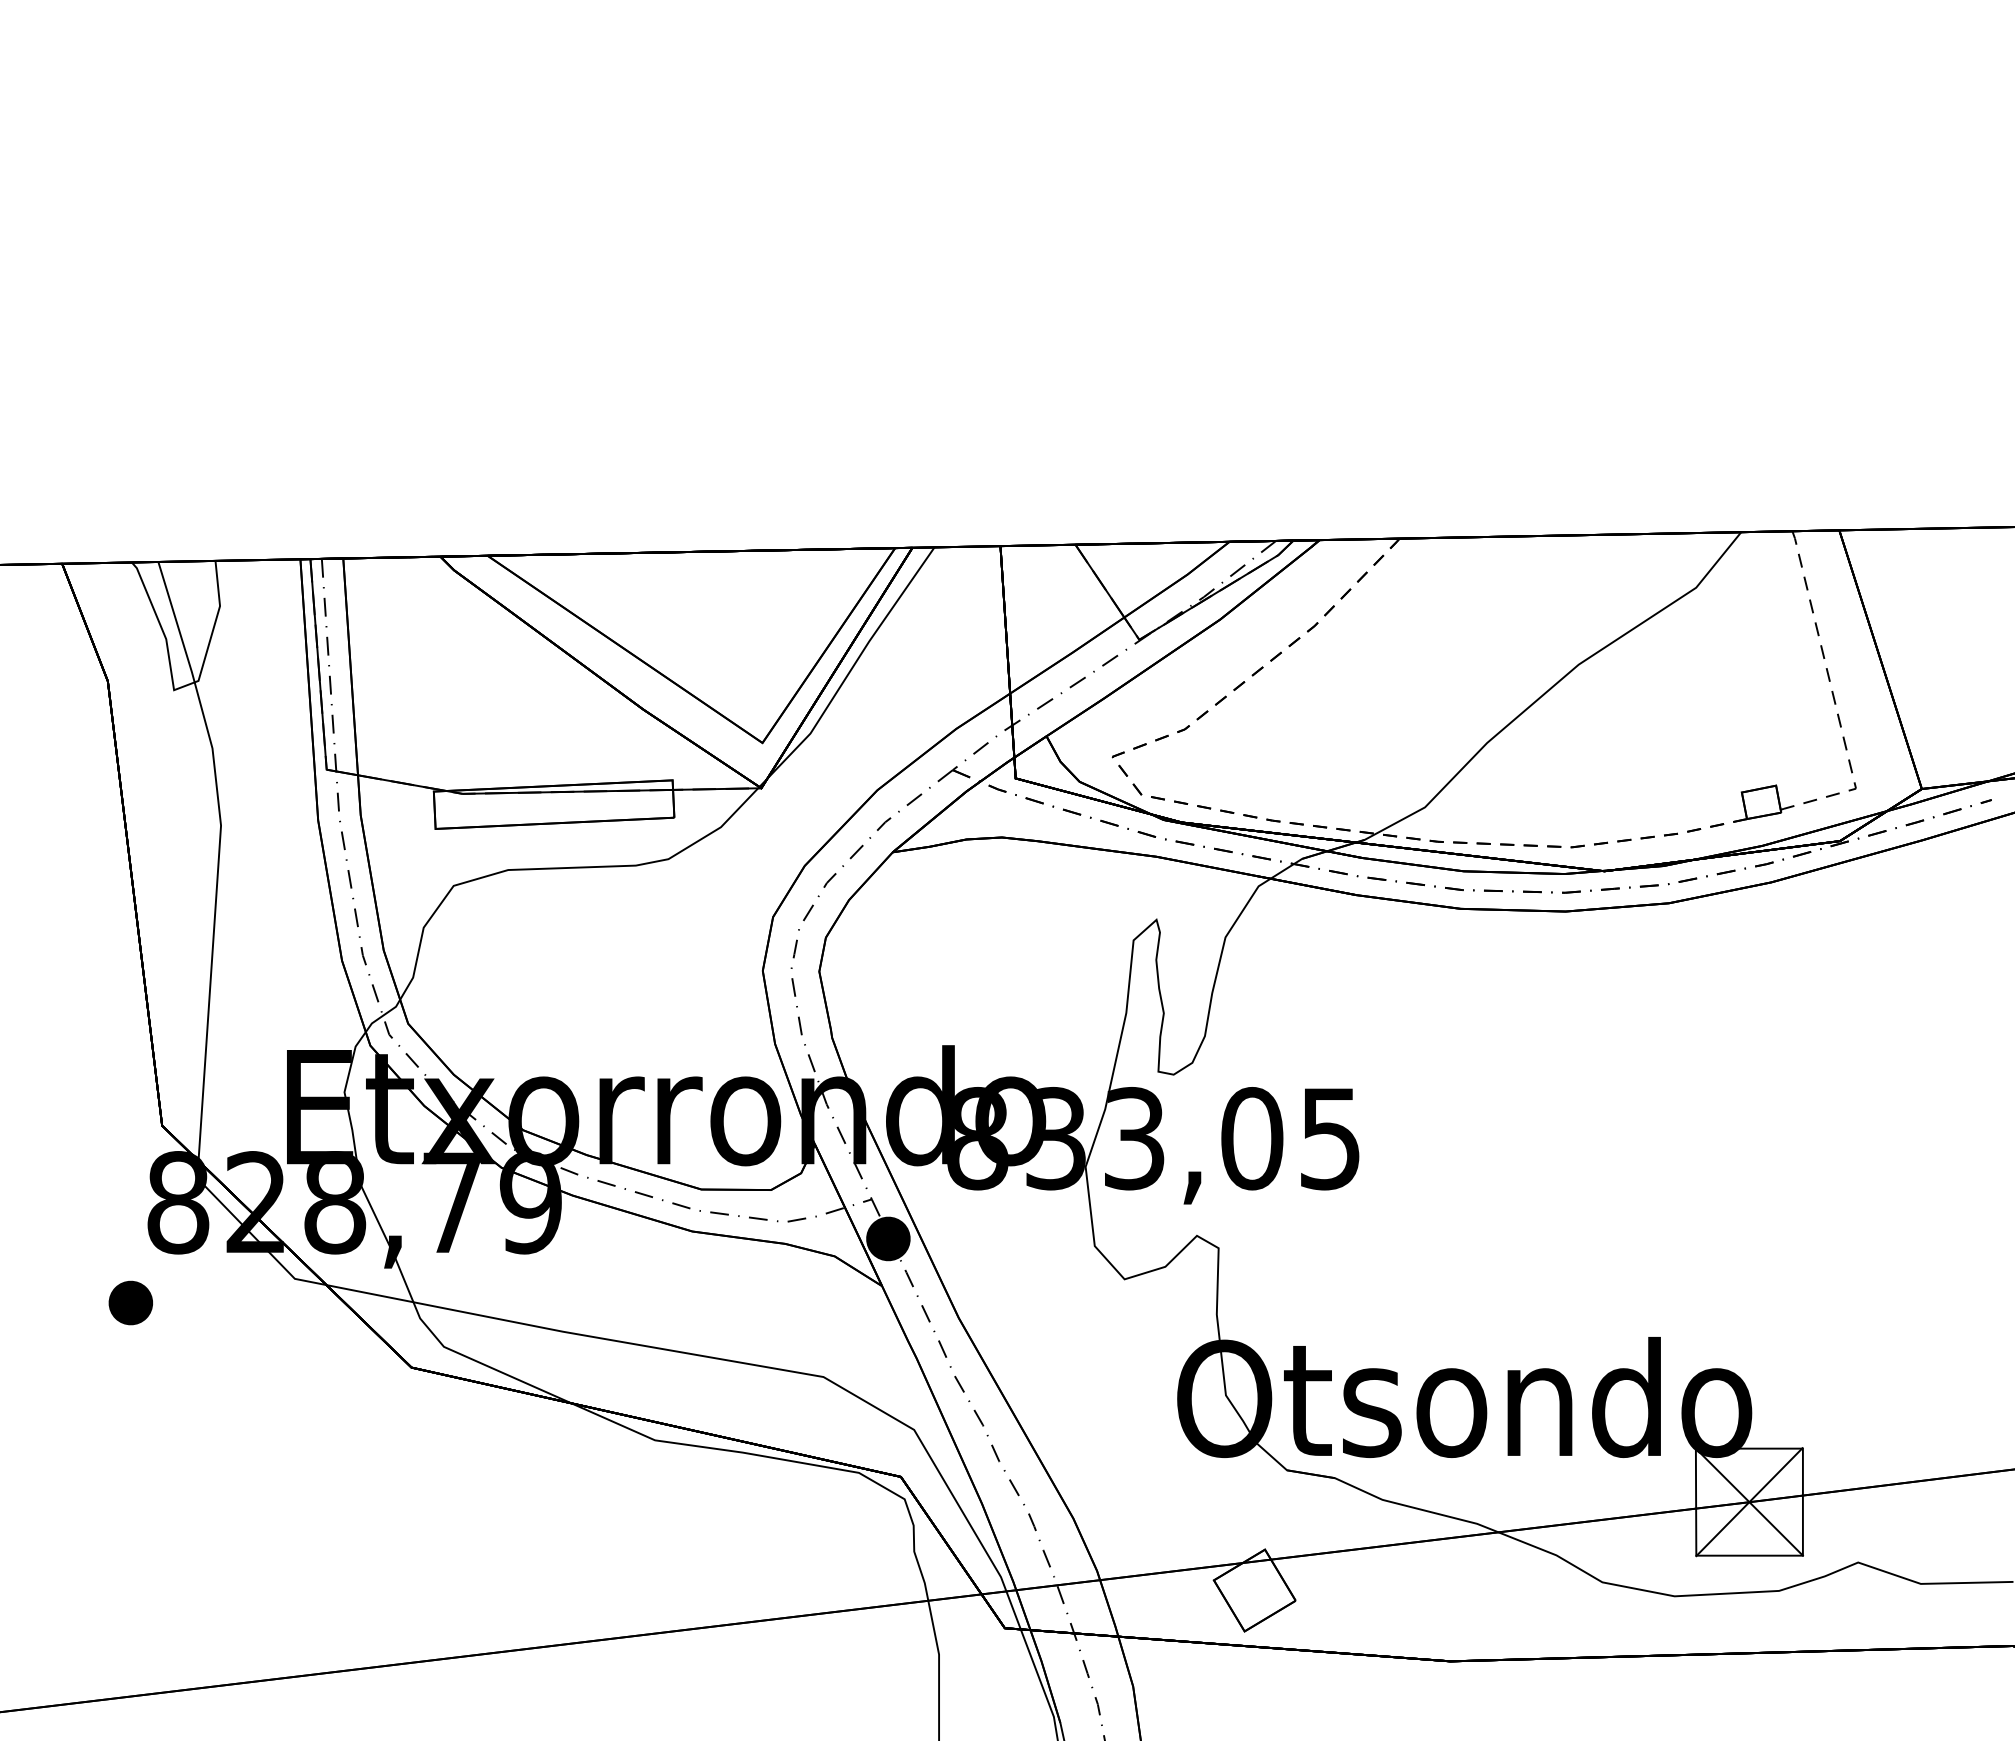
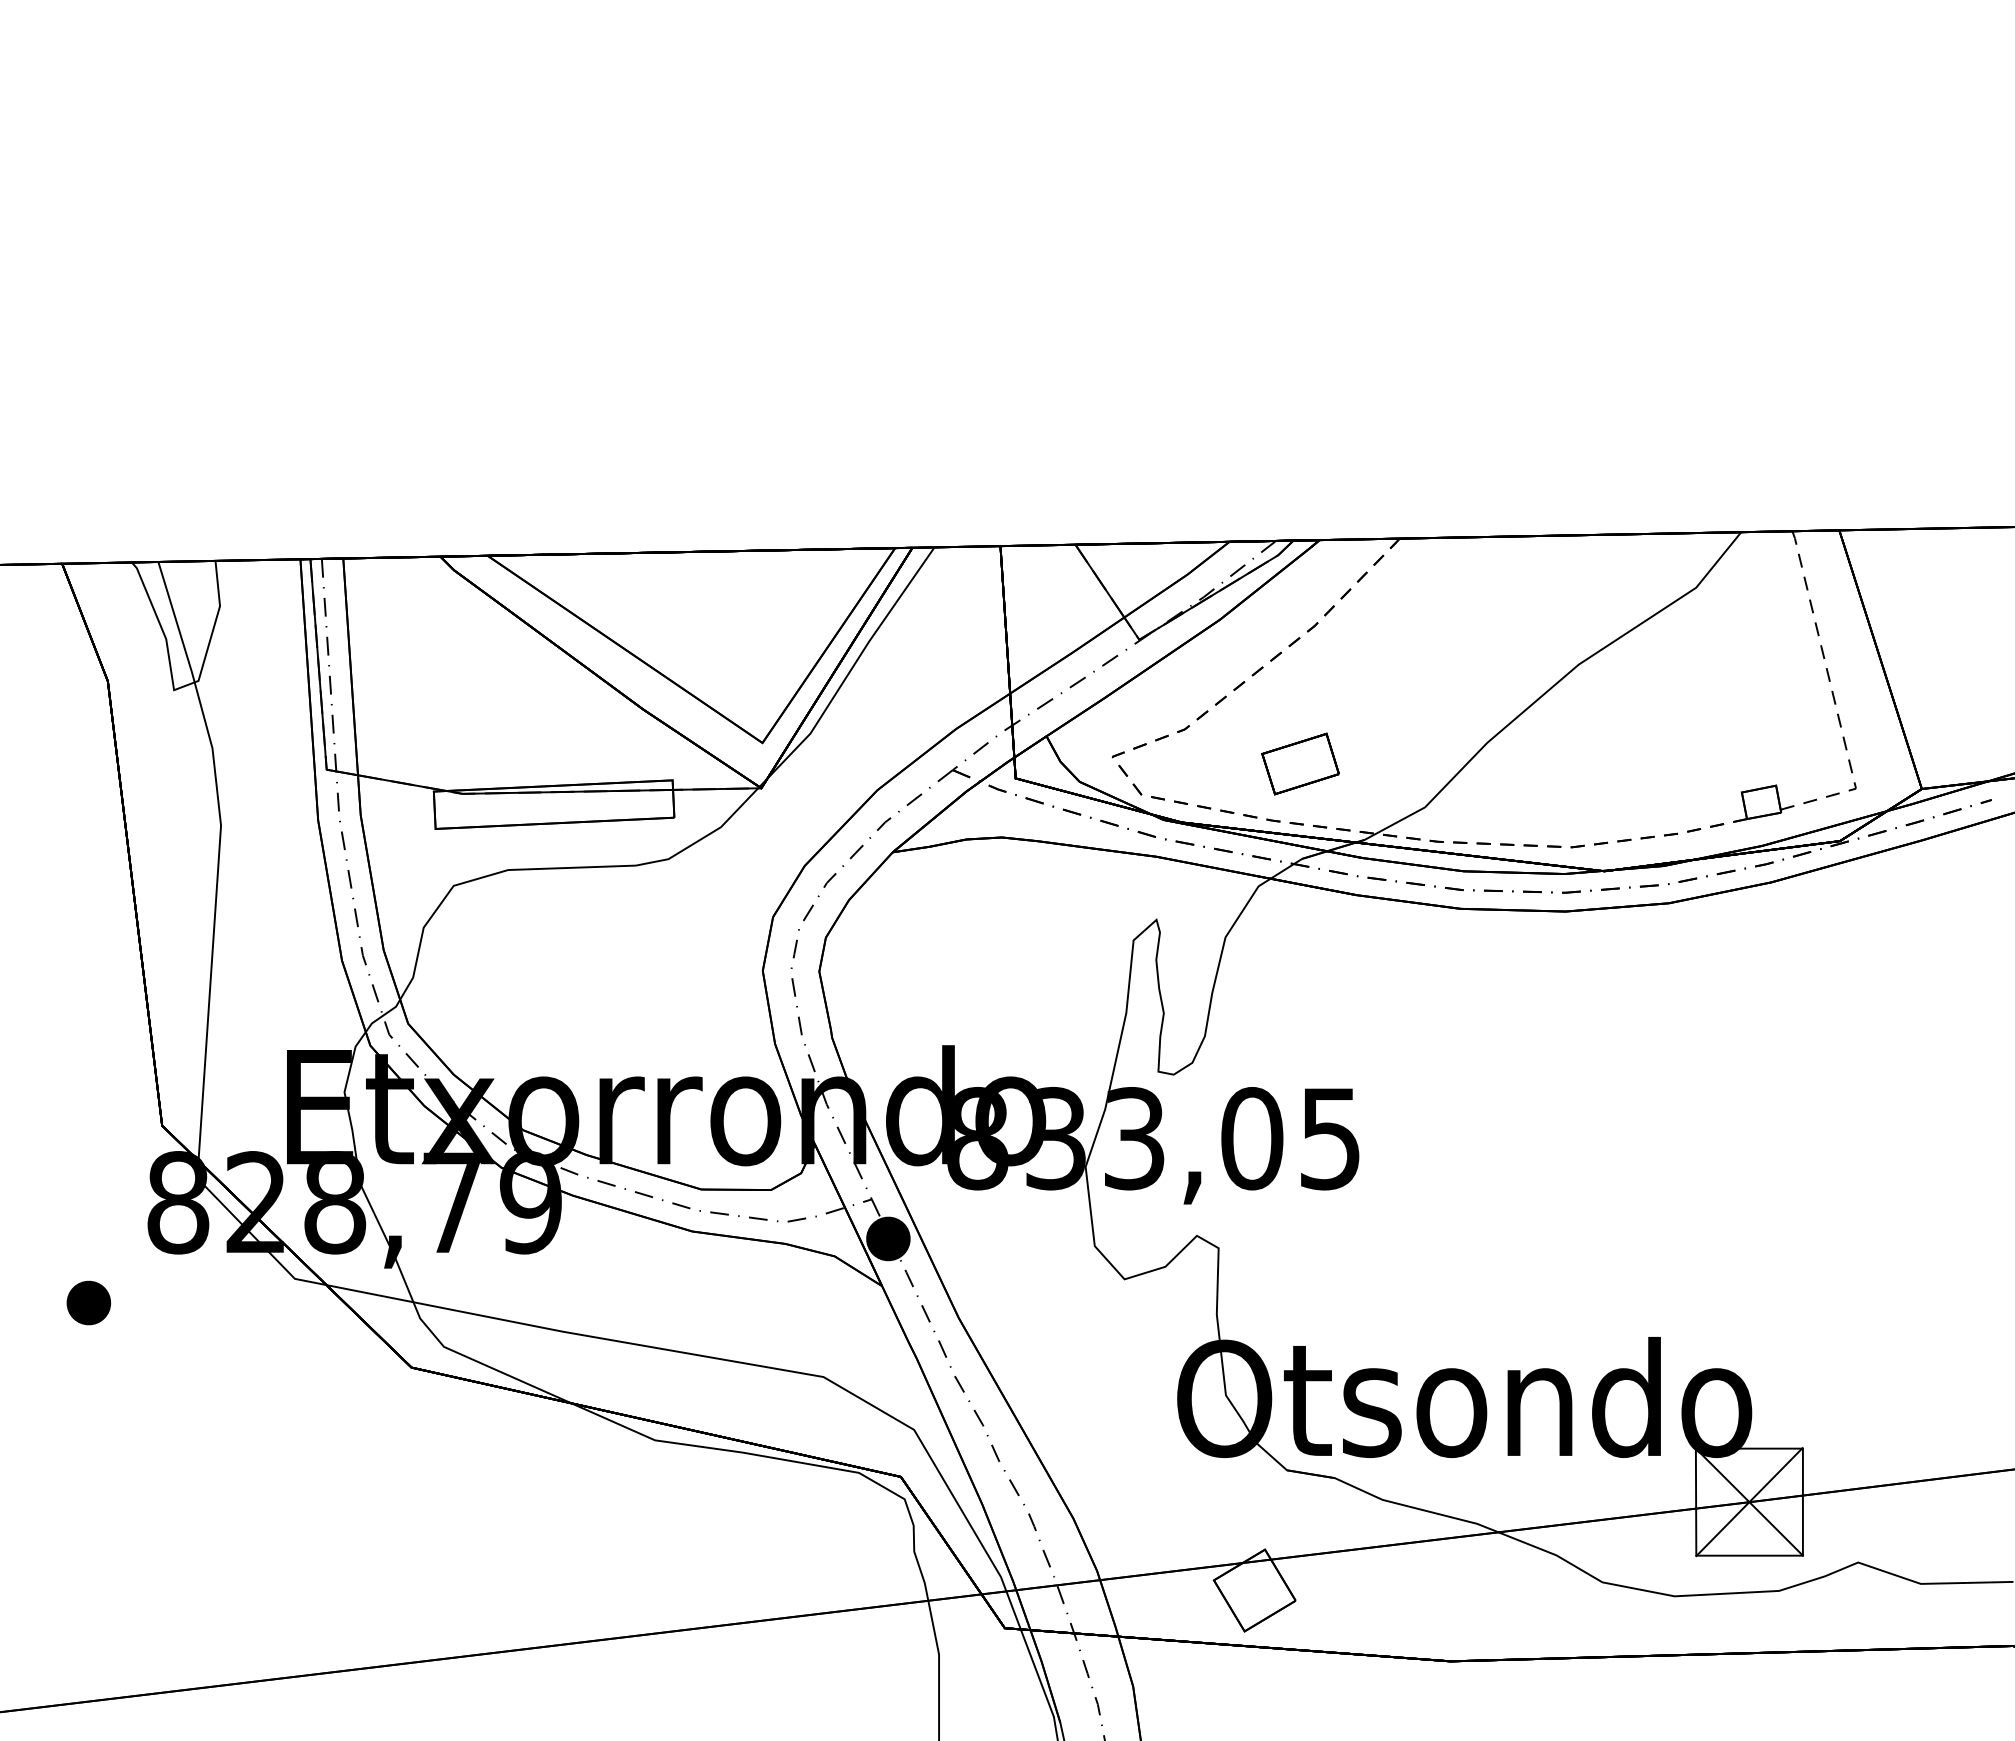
part: none -> present (1300, 763)
part position: (130, 1302) -> (88, 1302) (88, 1302)
